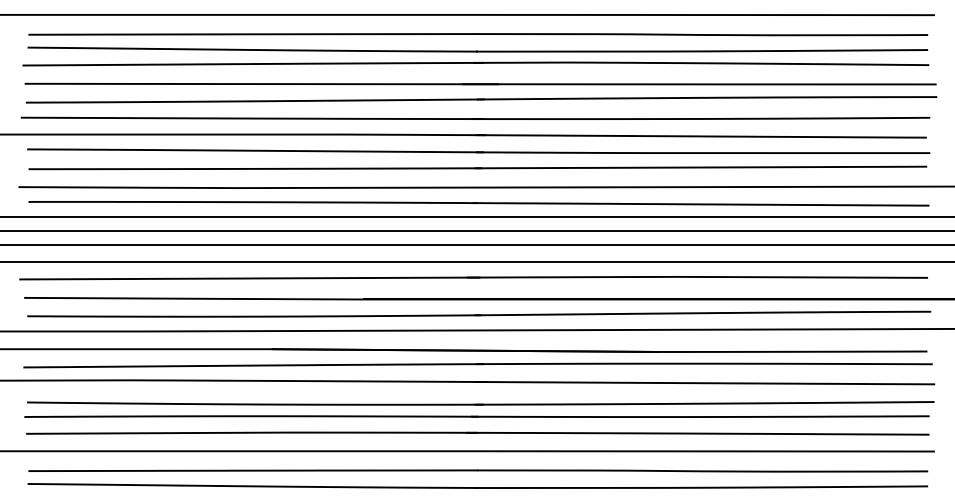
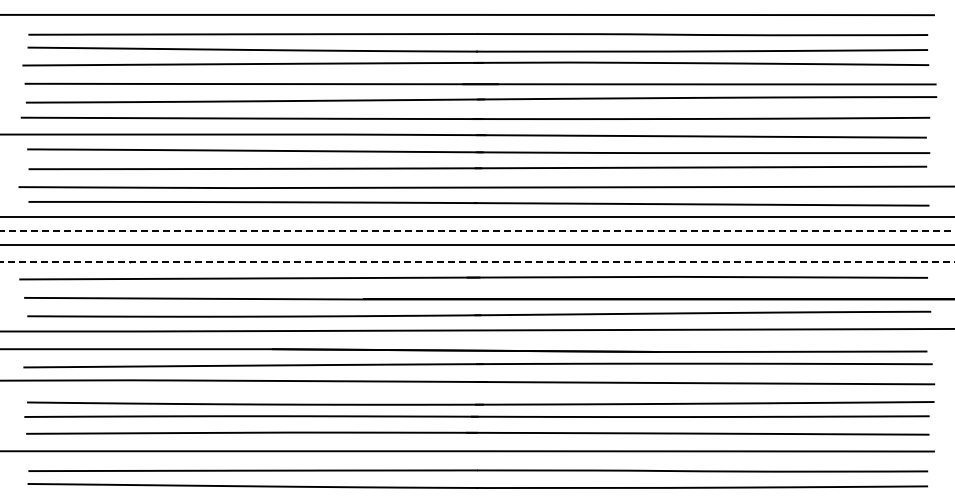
line: solid -> dashed (477, 231)
line: solid -> dashed (476, 261)
